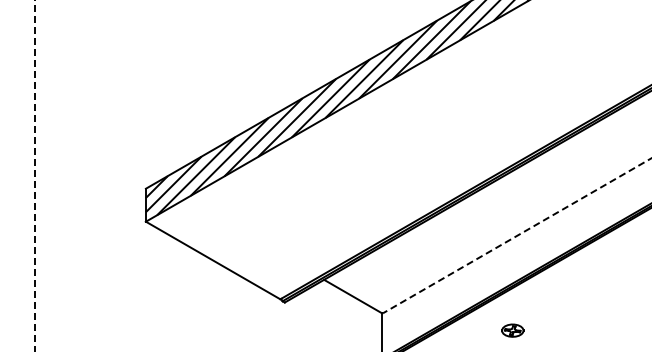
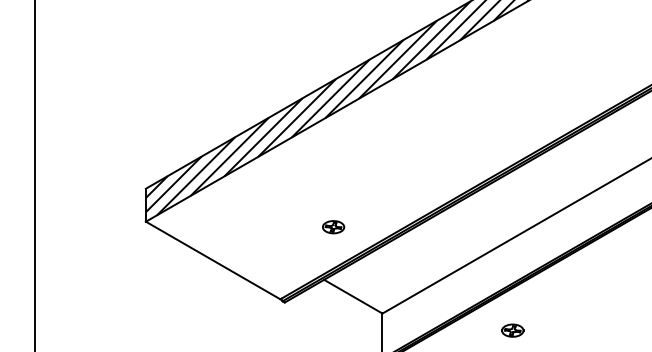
line: dashed -> solid (35, 175)
part: none -> present (333, 227)
line: dashed -> solid (517, 235)
